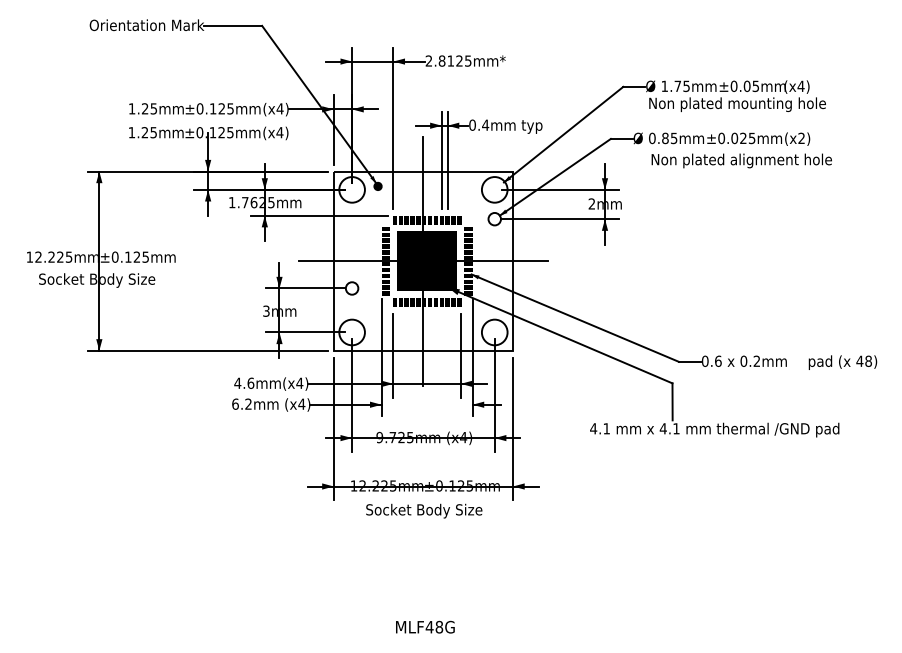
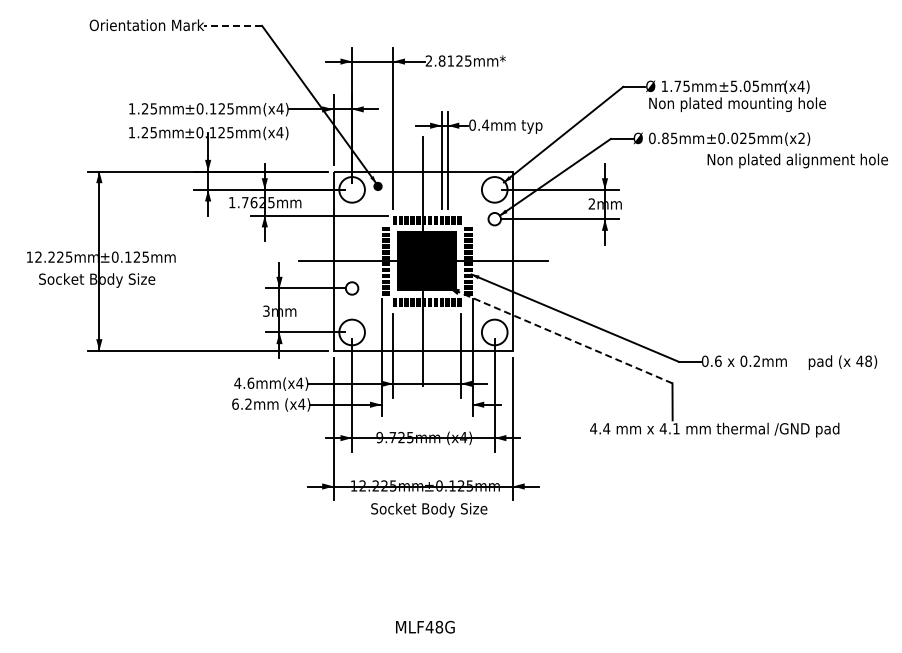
line: solid -> dashed (232, 25)
text: ±0.05mm -> ±5.05mm (733, 85)
text position: (741, 160) -> (797, 160) (797, 160)
line: solid -> dashed (560, 335)
text: 4.1 -> 4.4 (606, 428)
text position: (424, 510) -> (429, 509) (429, 509)
